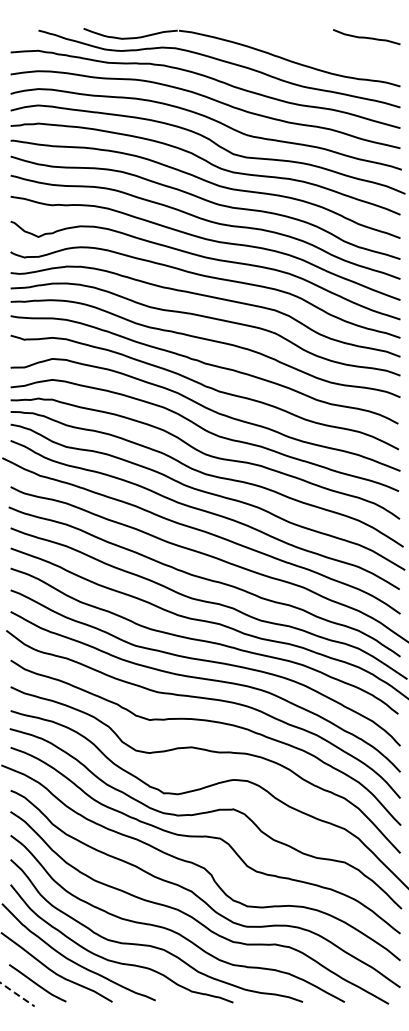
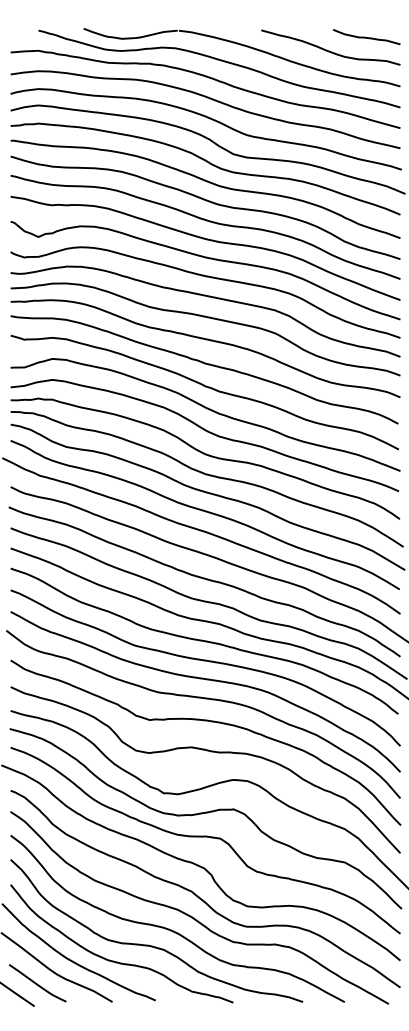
curve: none -> present (329, 50)
line: dashed -> solid (17, 994)
